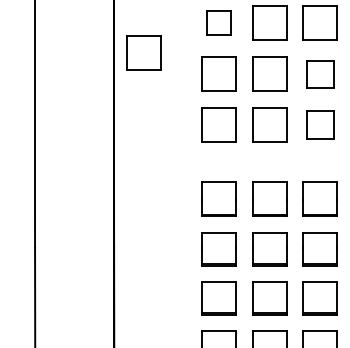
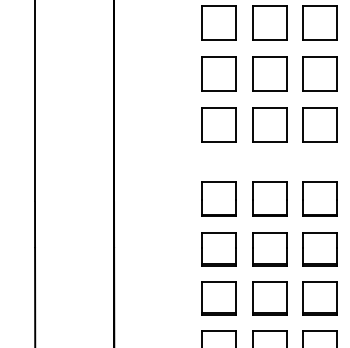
part size: 26x26 px -> 36x36 px (218, 22)
part: present -> none (143, 52)
part size: 29x29 px -> 36x36 px (319, 73)
part size: 29x30 px -> 36x36 px (319, 124)
